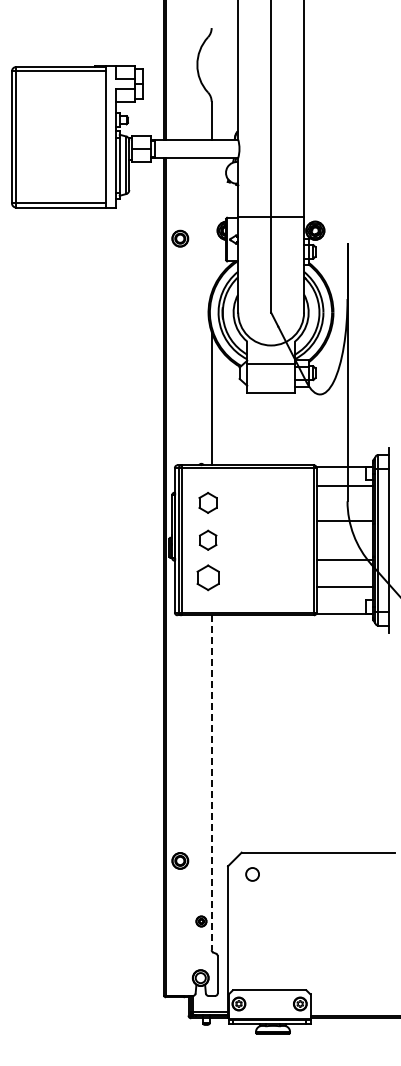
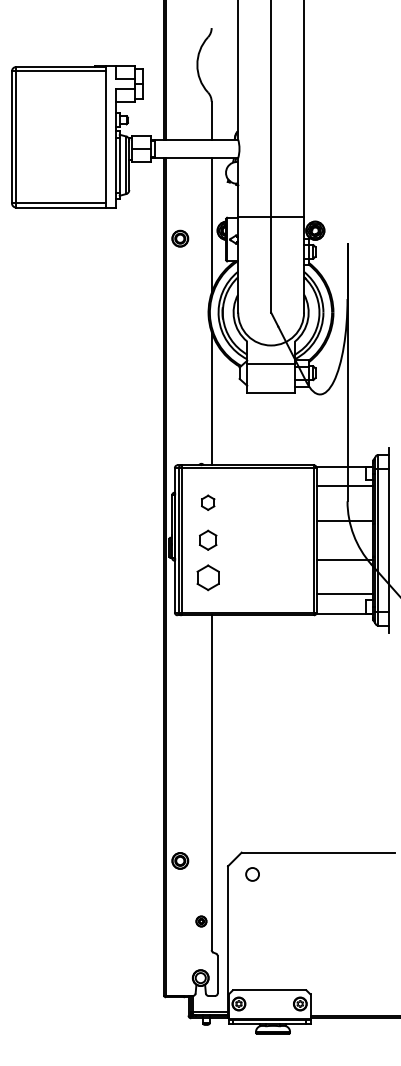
line: none -> present (211, 225)
part size: 20x22 px -> 15x17 px (208, 502)
line position: (344, 587) -> (344, 594) (344, 594)
line: dashed -> solid (211, 783)
